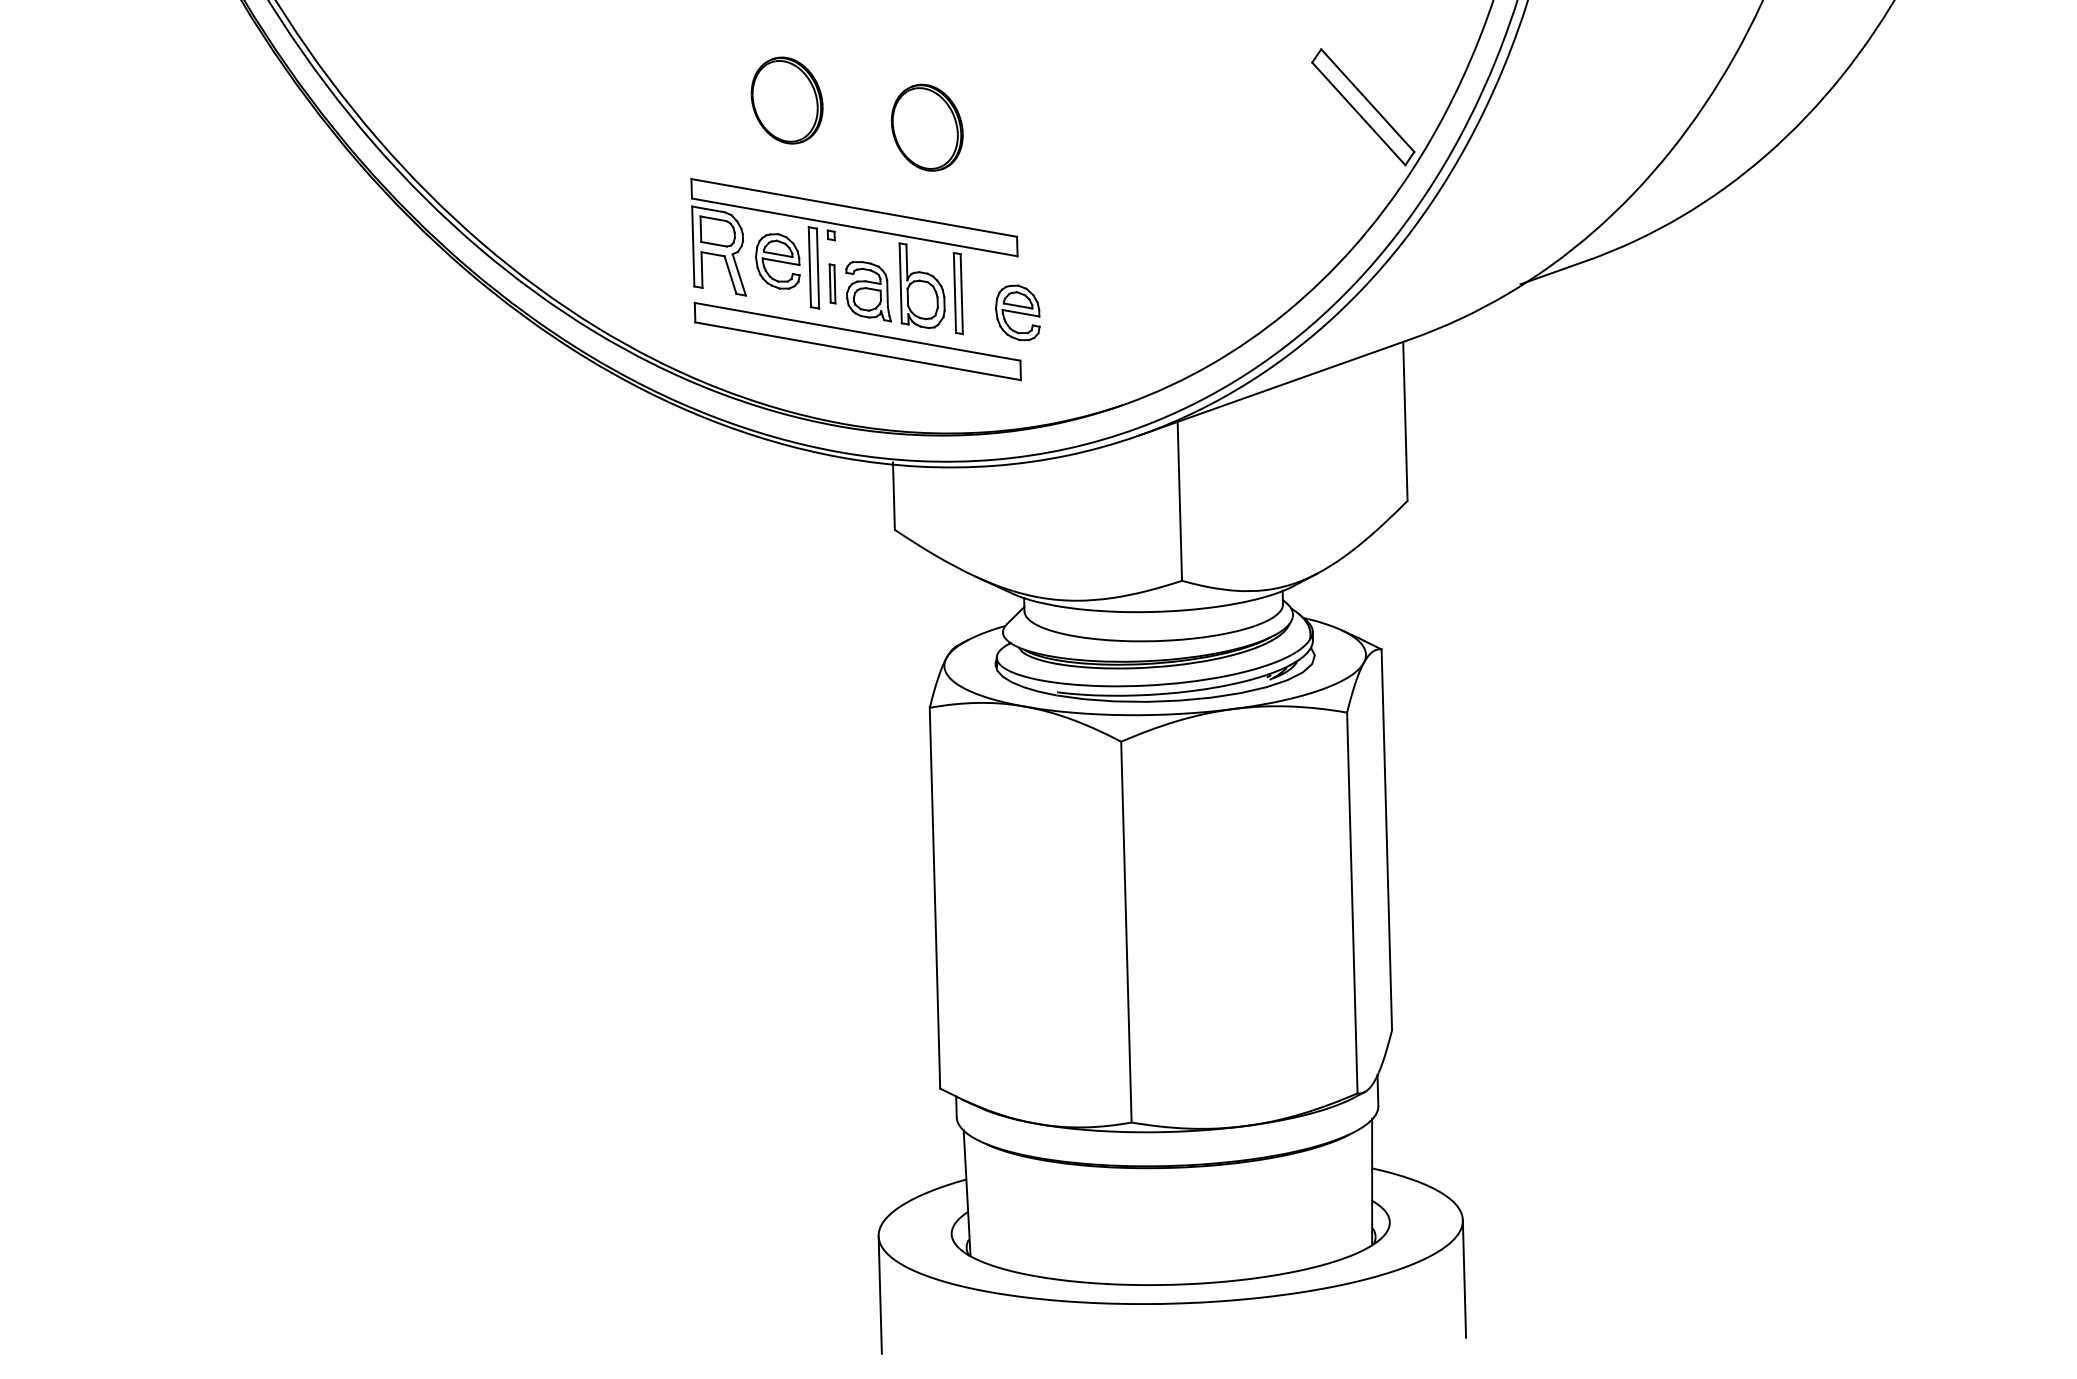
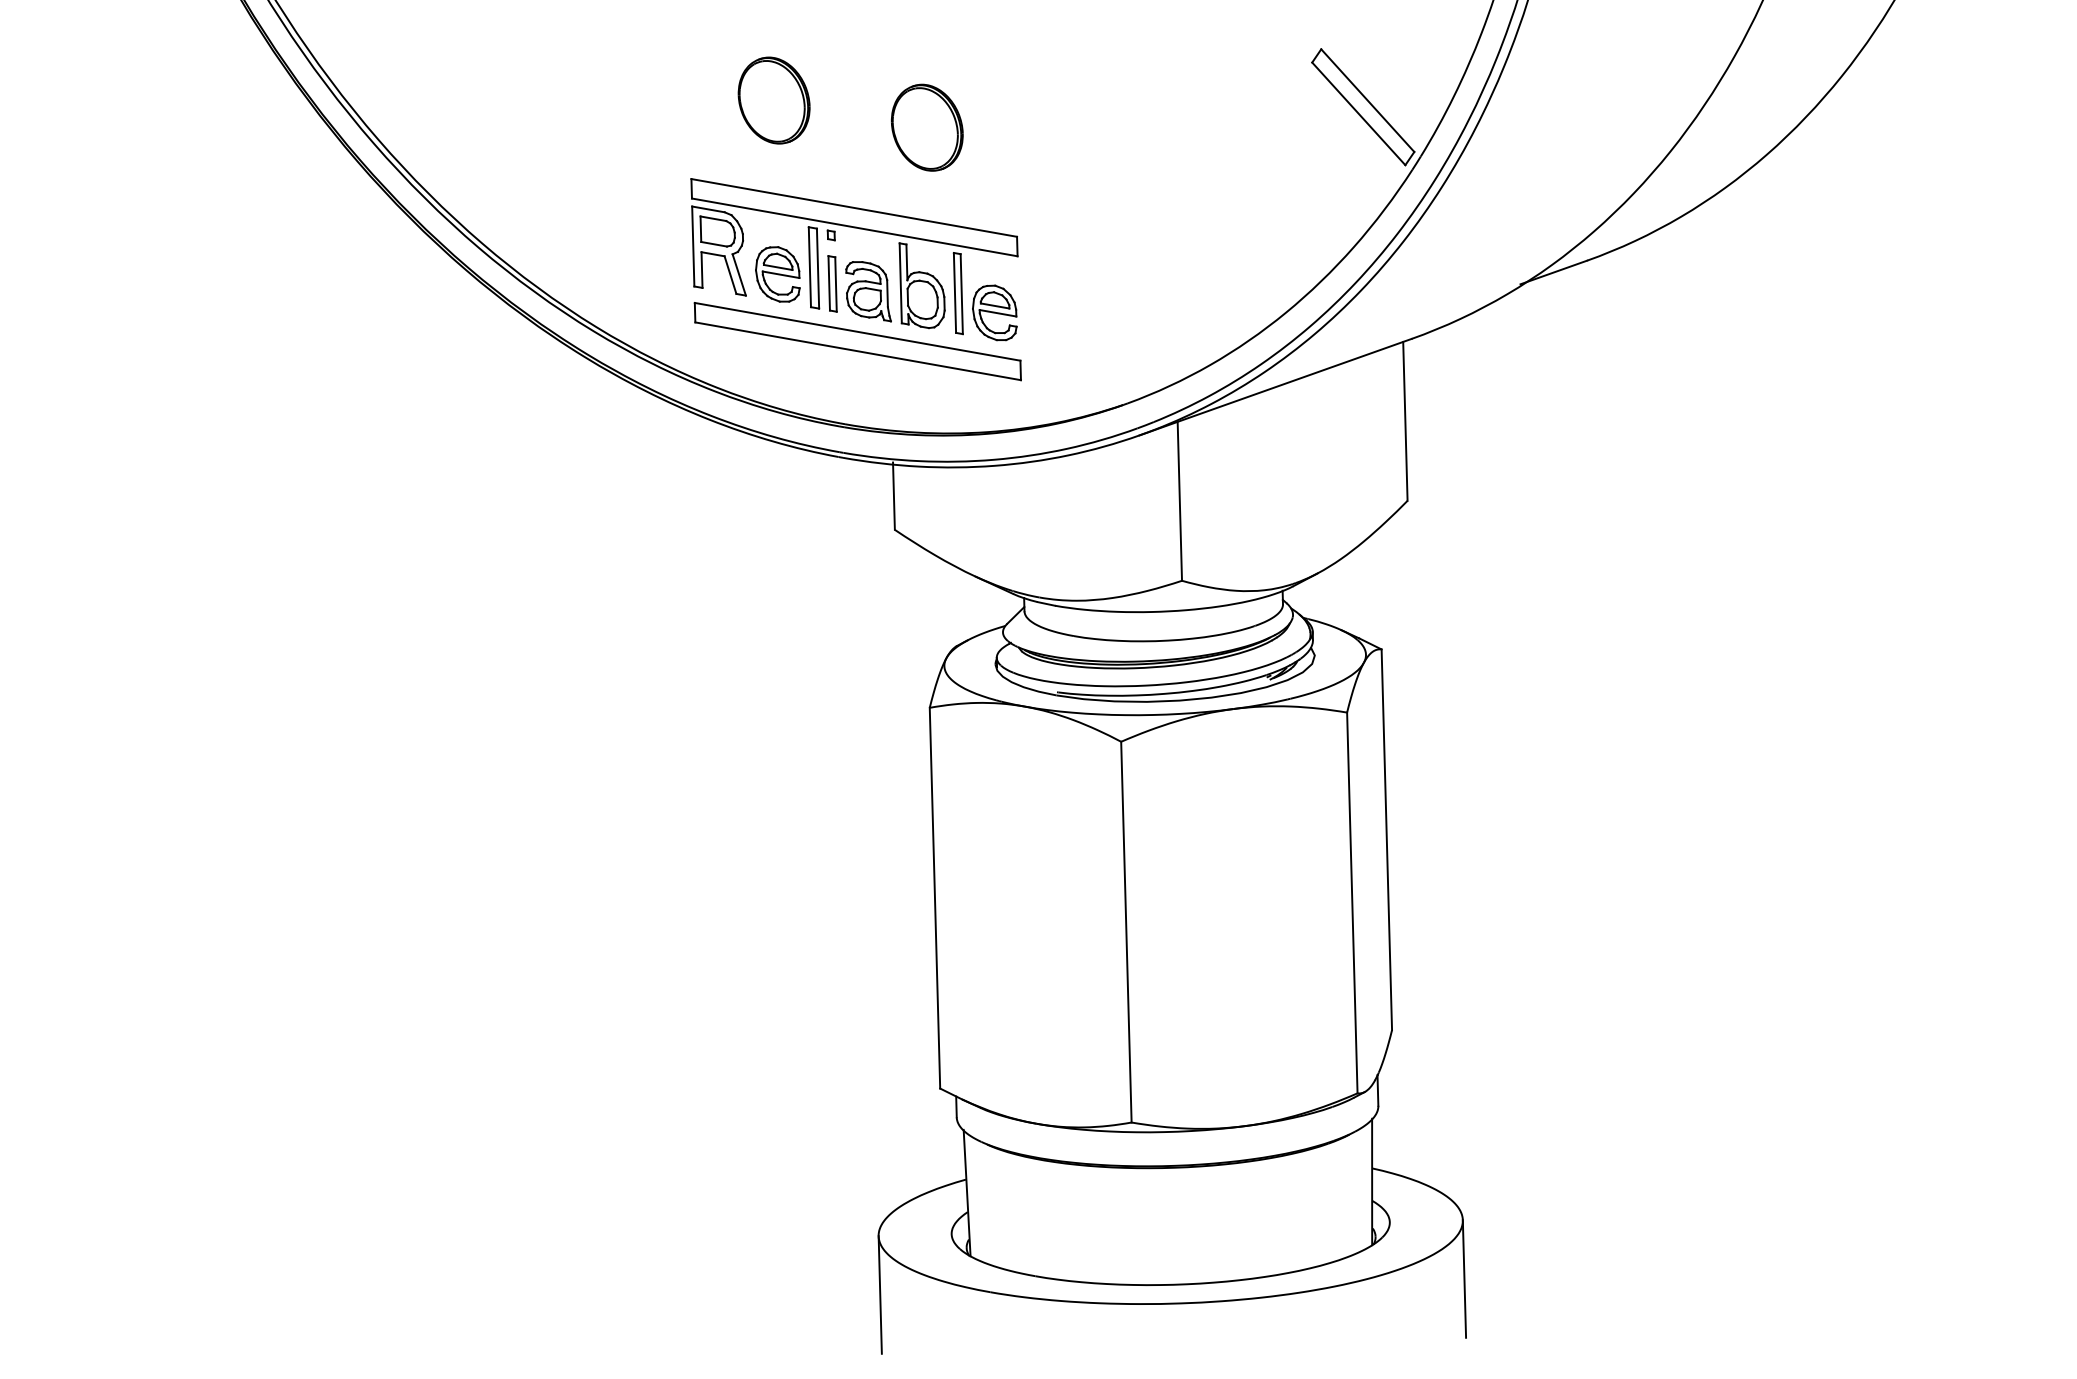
part position: (786, 100) -> (773, 100) (773, 100)
part position: (777, 261) -> (777, 274) (777, 274)
part size: 9x42 px -> 11x58 px (832, 283)
part position: (1017, 312) -> (994, 312) (994, 312)
